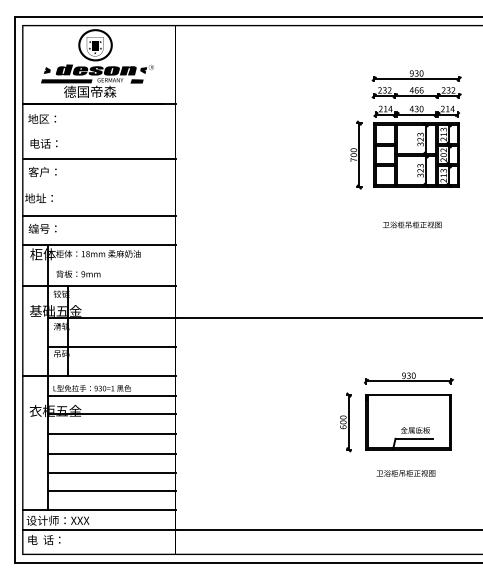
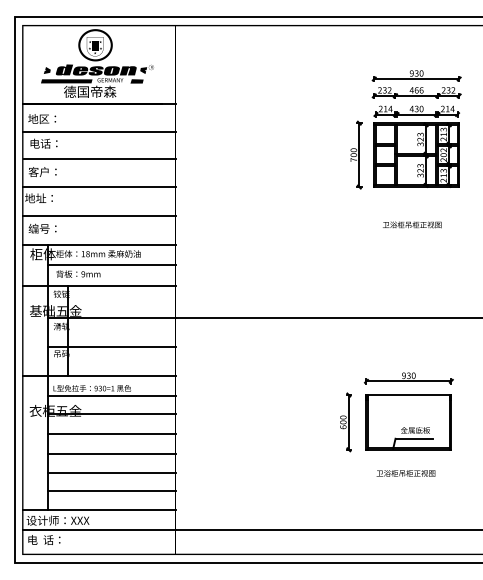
line: none -> present (98, 131)
line: none -> present (98, 187)
line: none -> present (111, 264)
